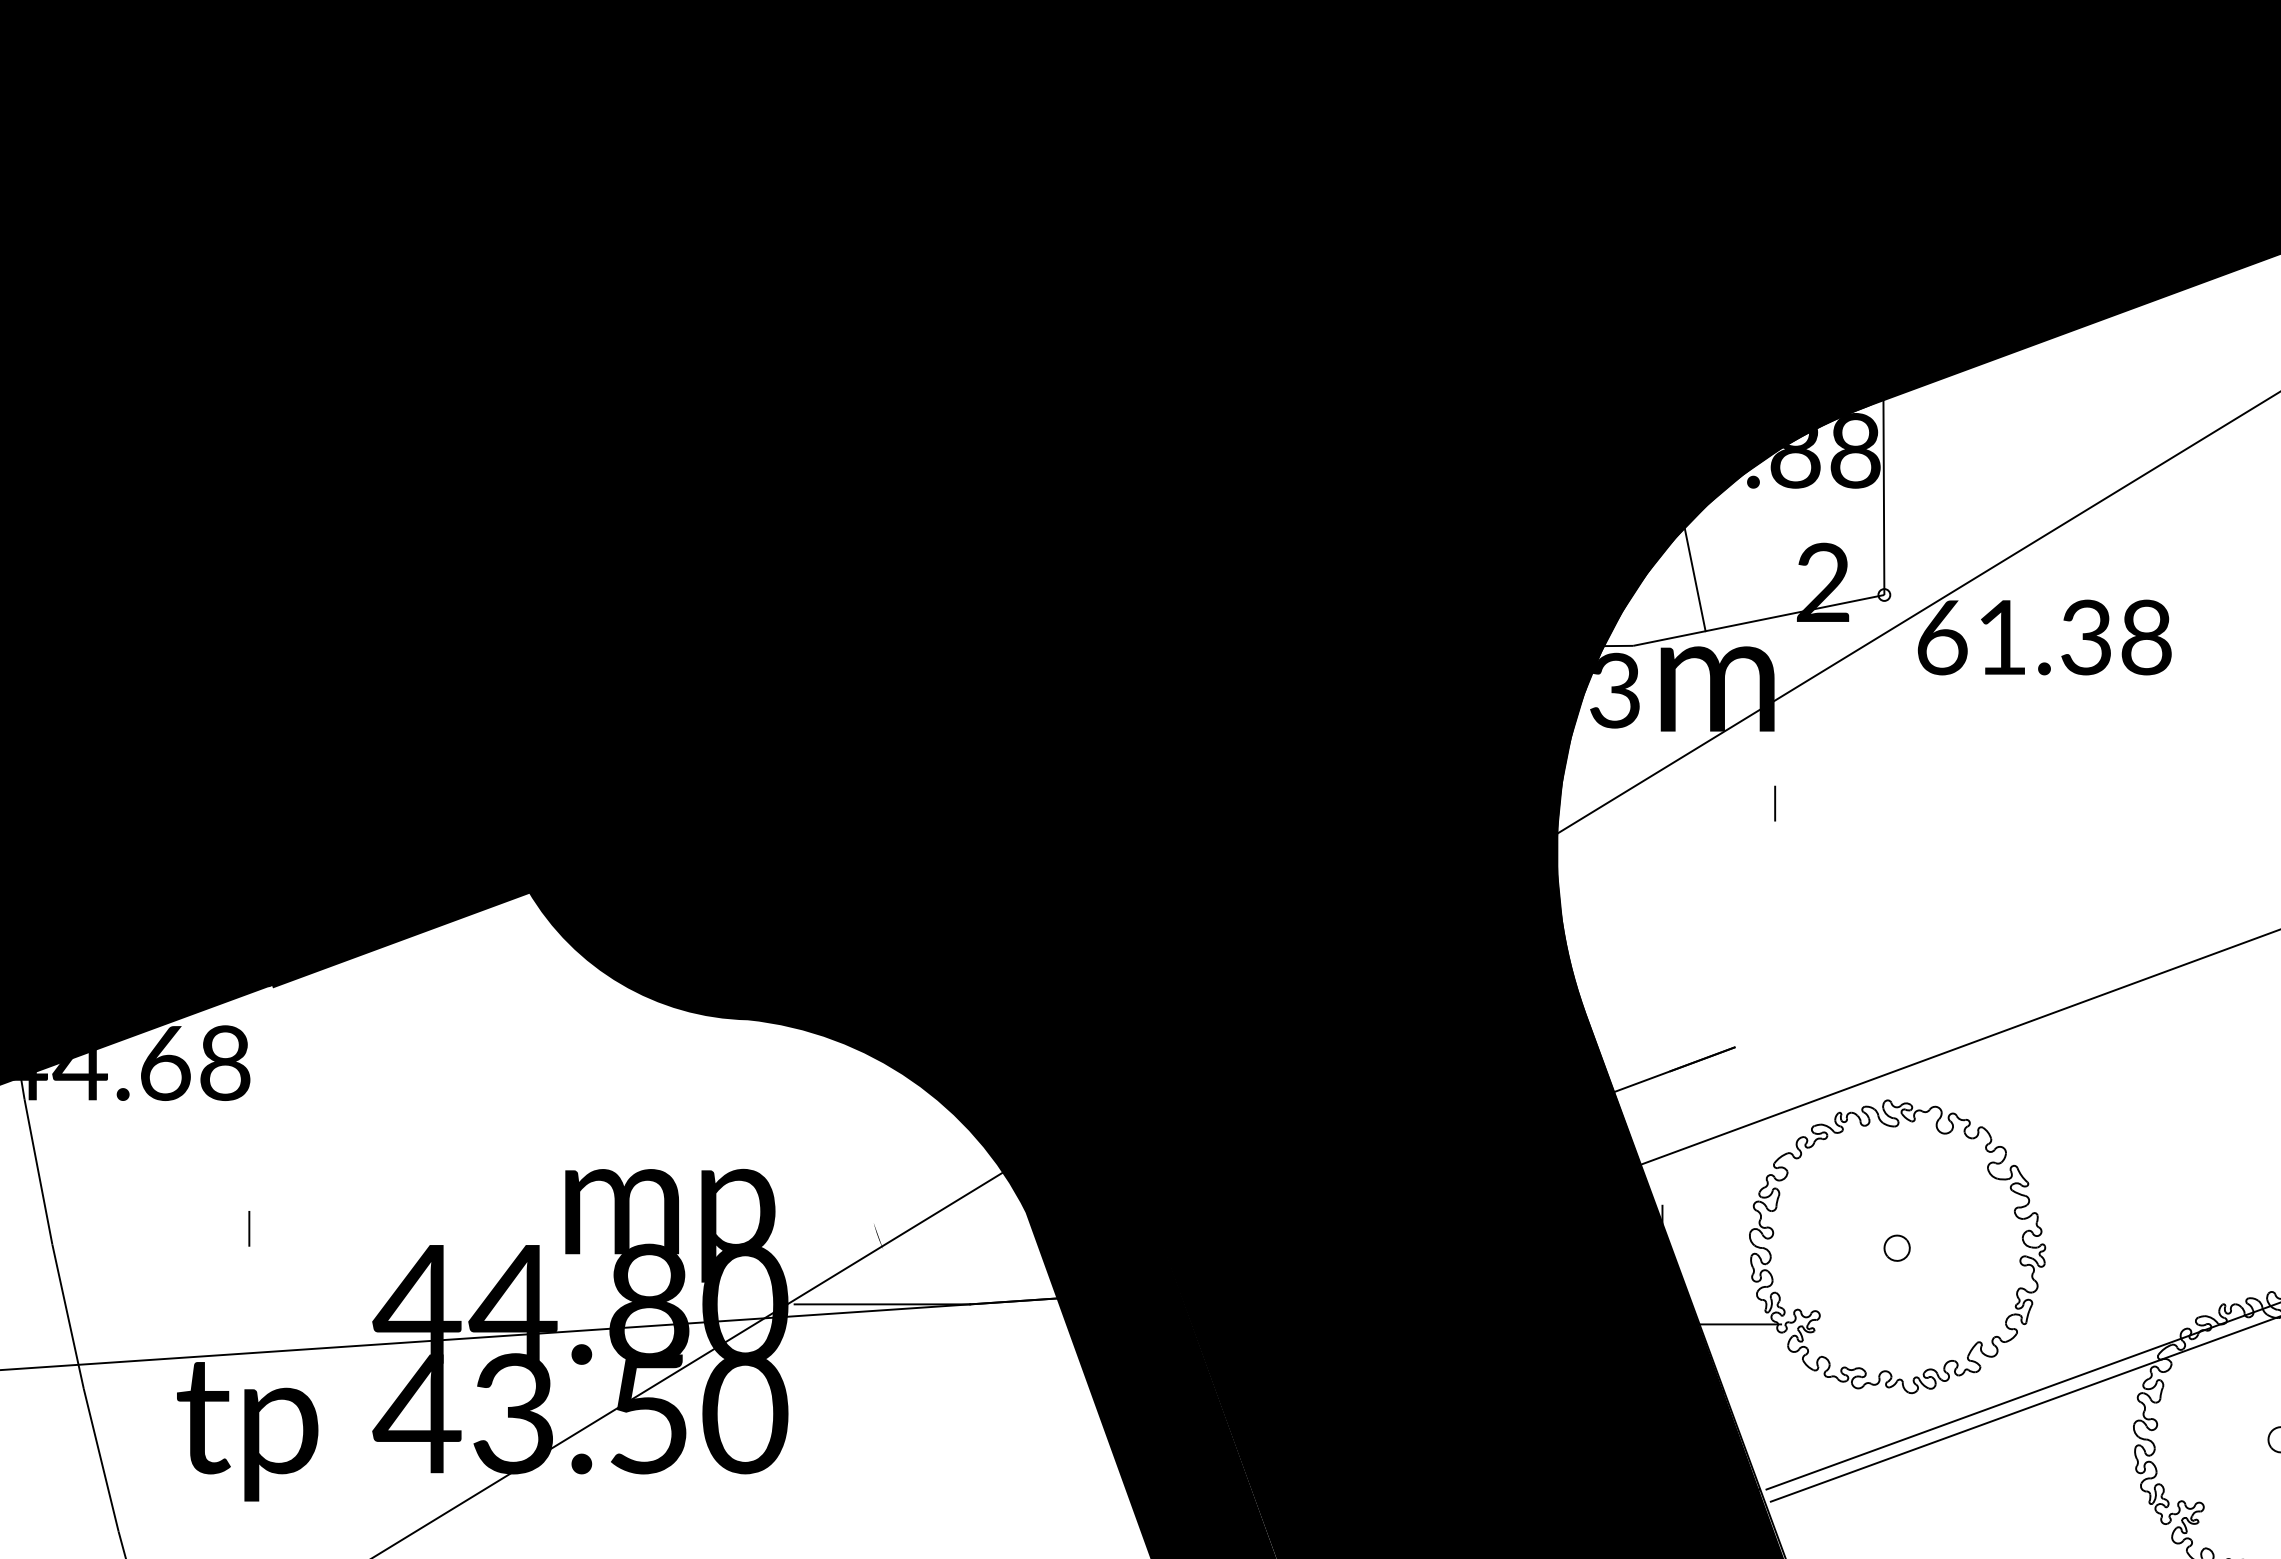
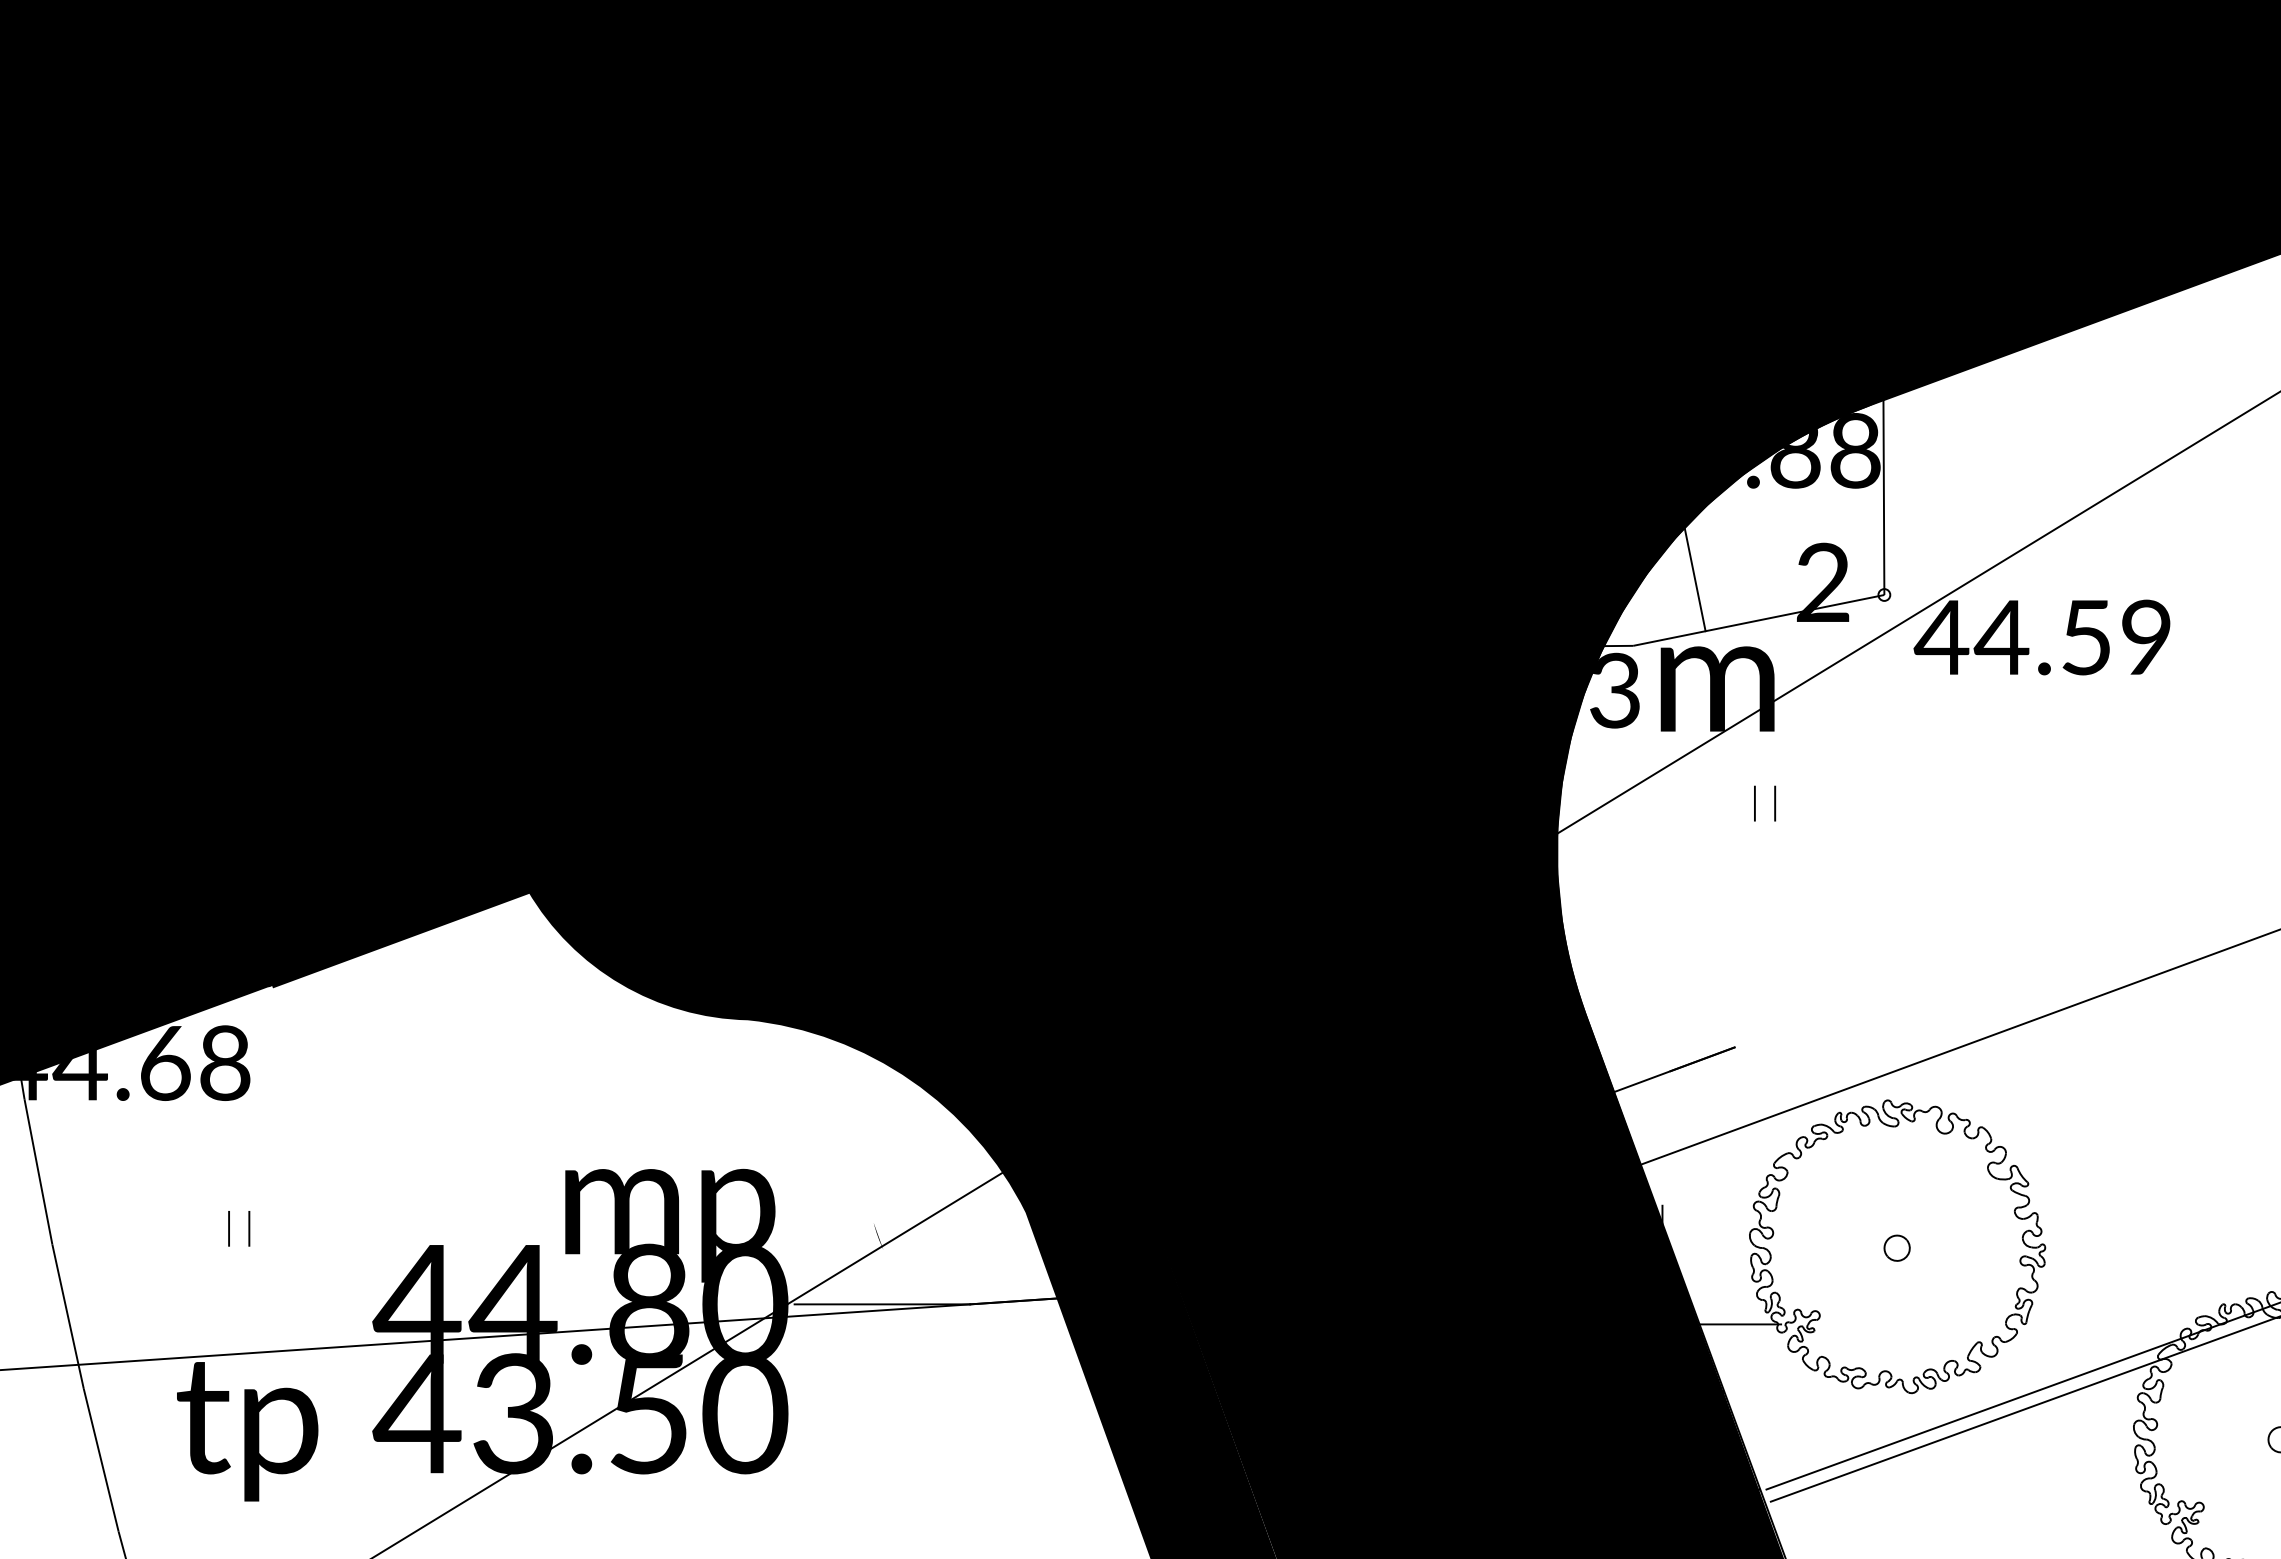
text: 61.38 -> 44.59 (2042, 637)
line: none -> present (1754, 803)
line: none -> present (229, 1228)
